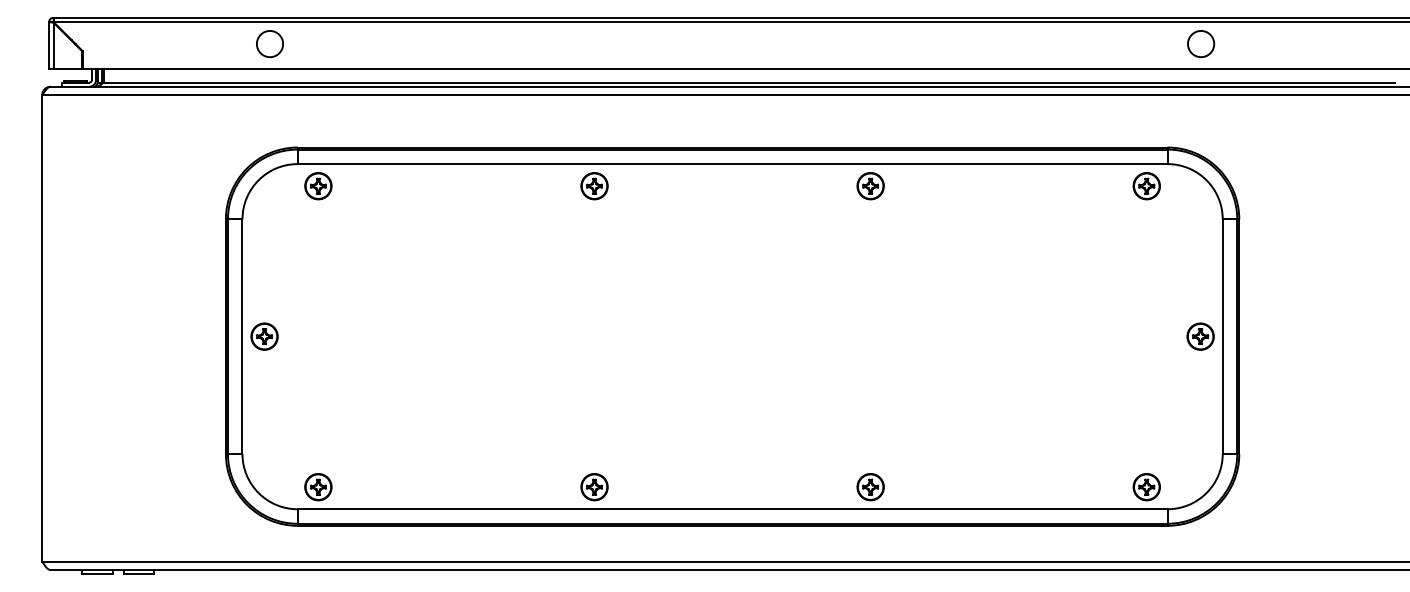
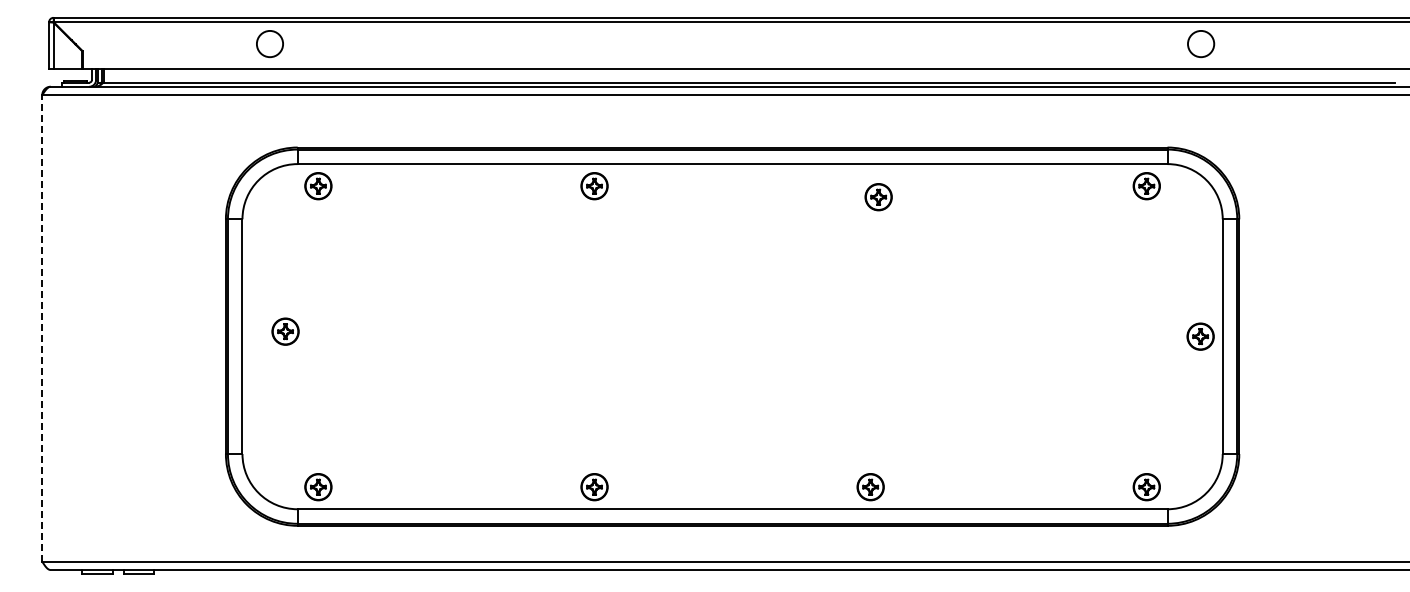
part position: (870, 186) -> (878, 197) (878, 197)
line: solid -> dashed (42, 327)
part position: (264, 336) -> (285, 331) (285, 331)
